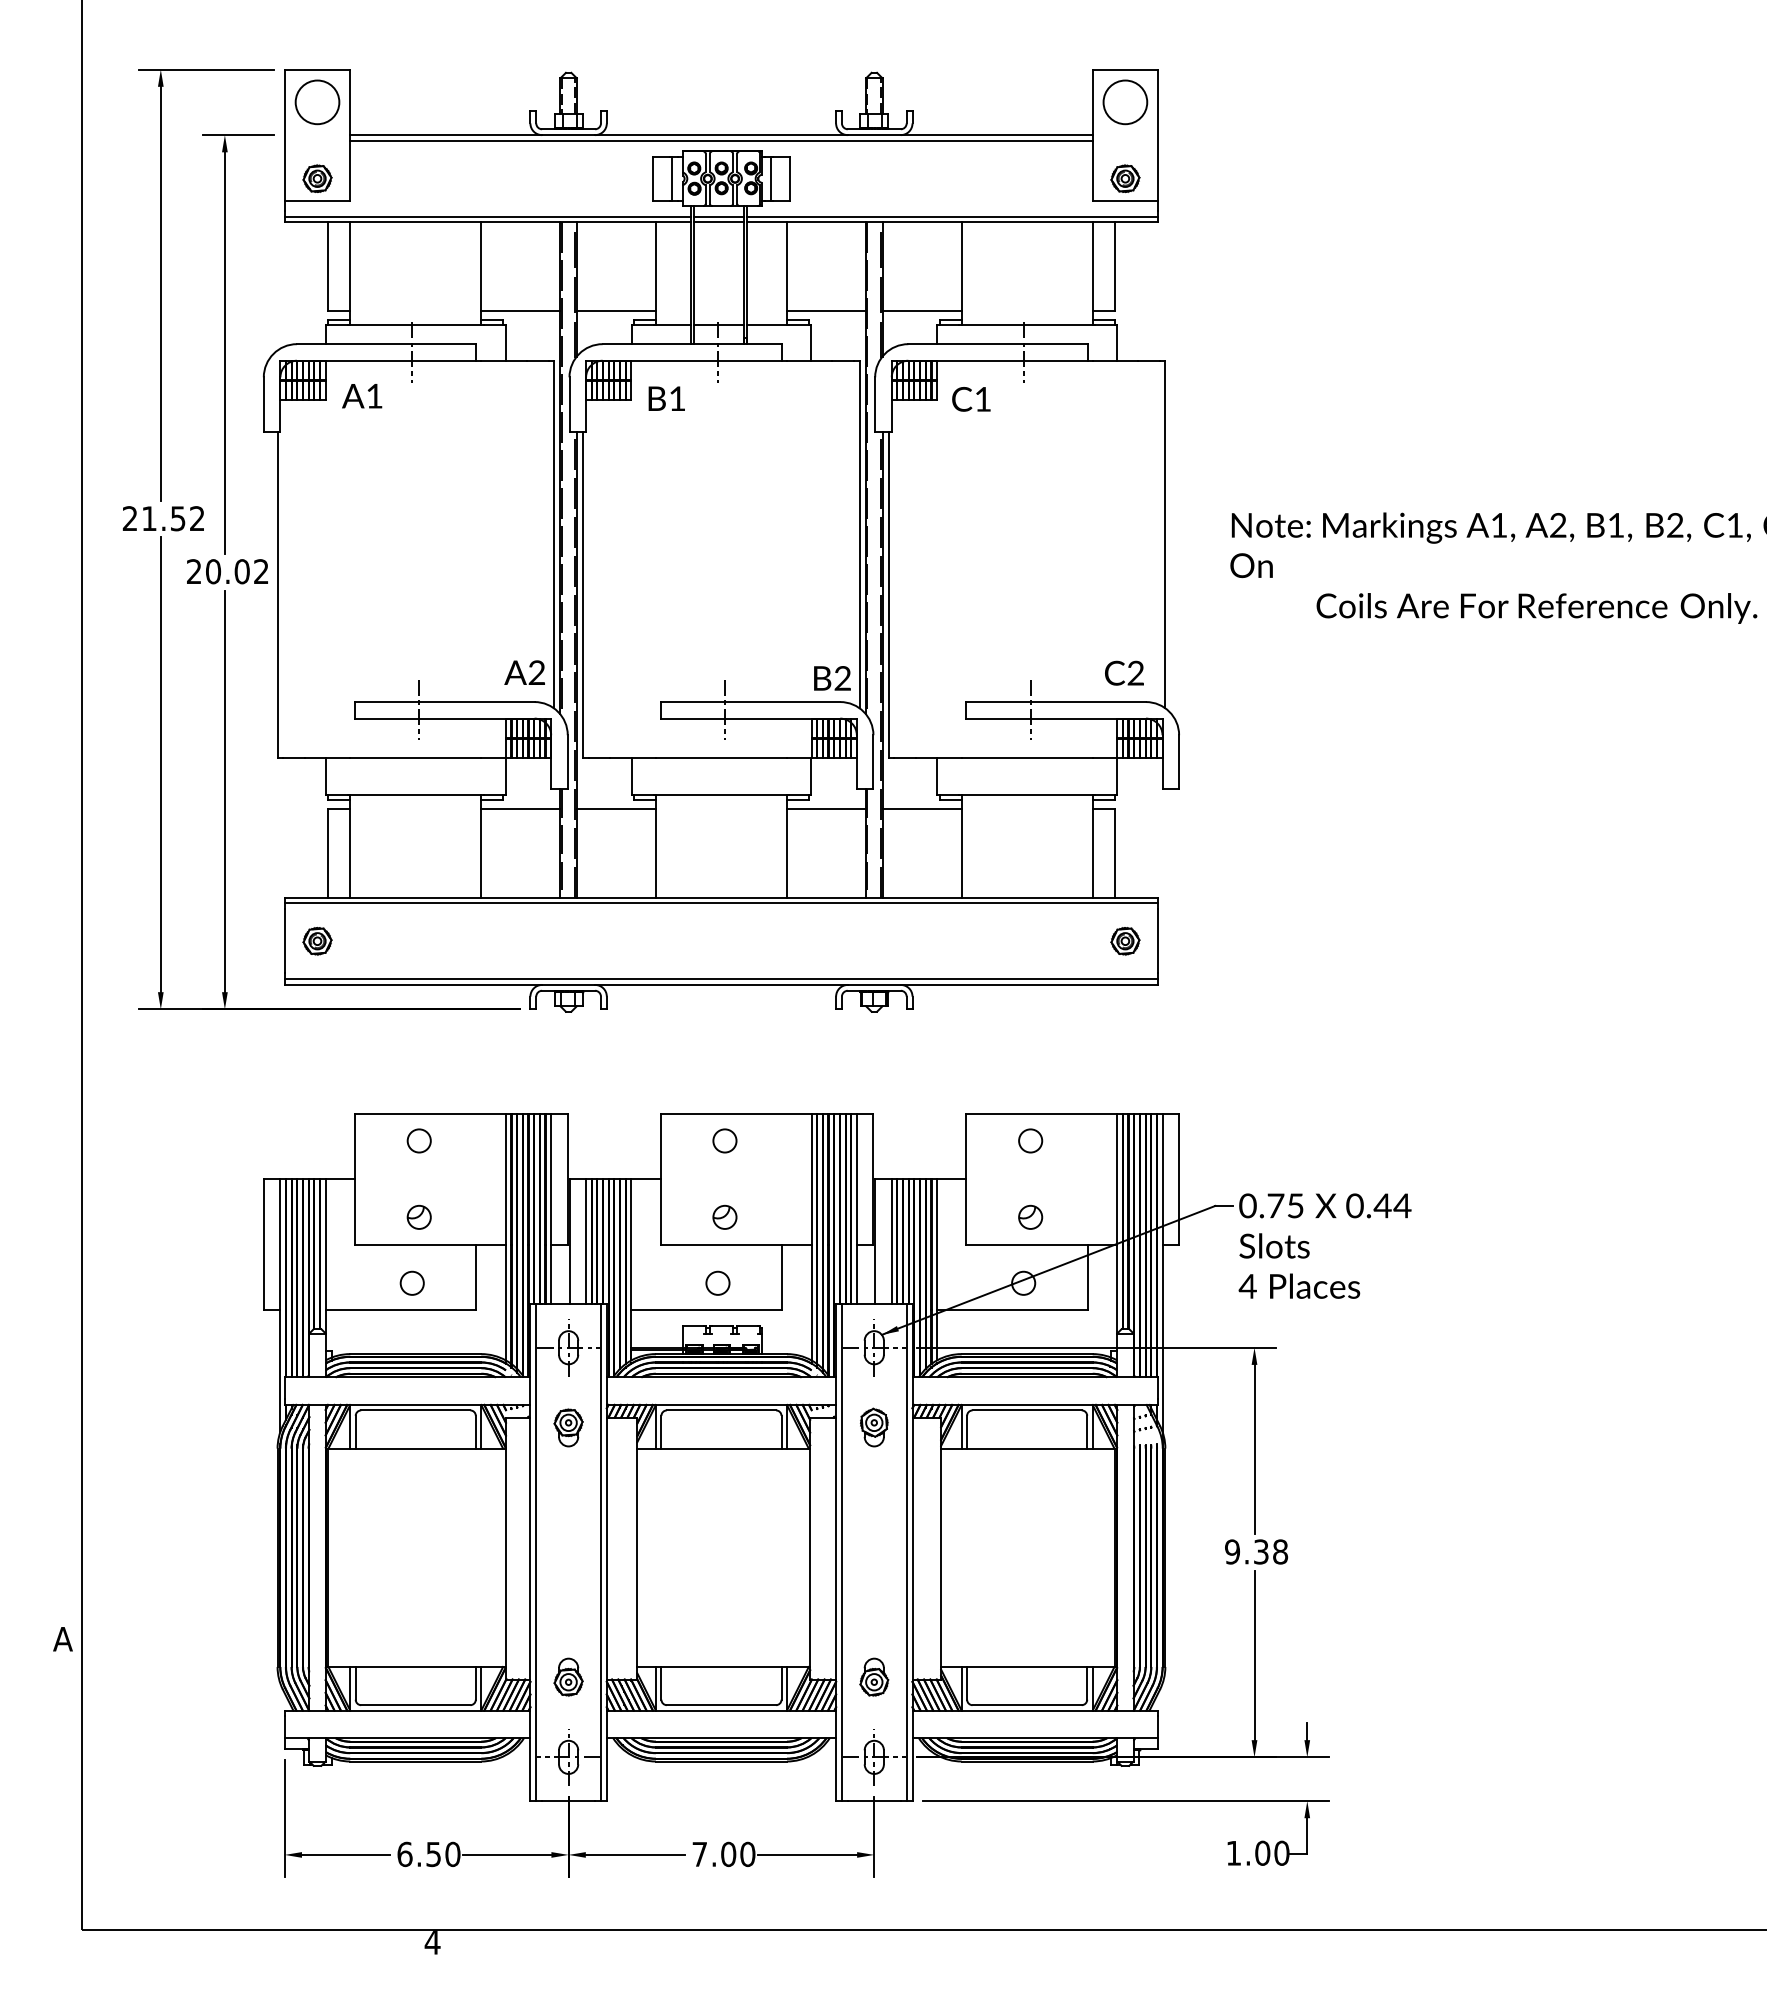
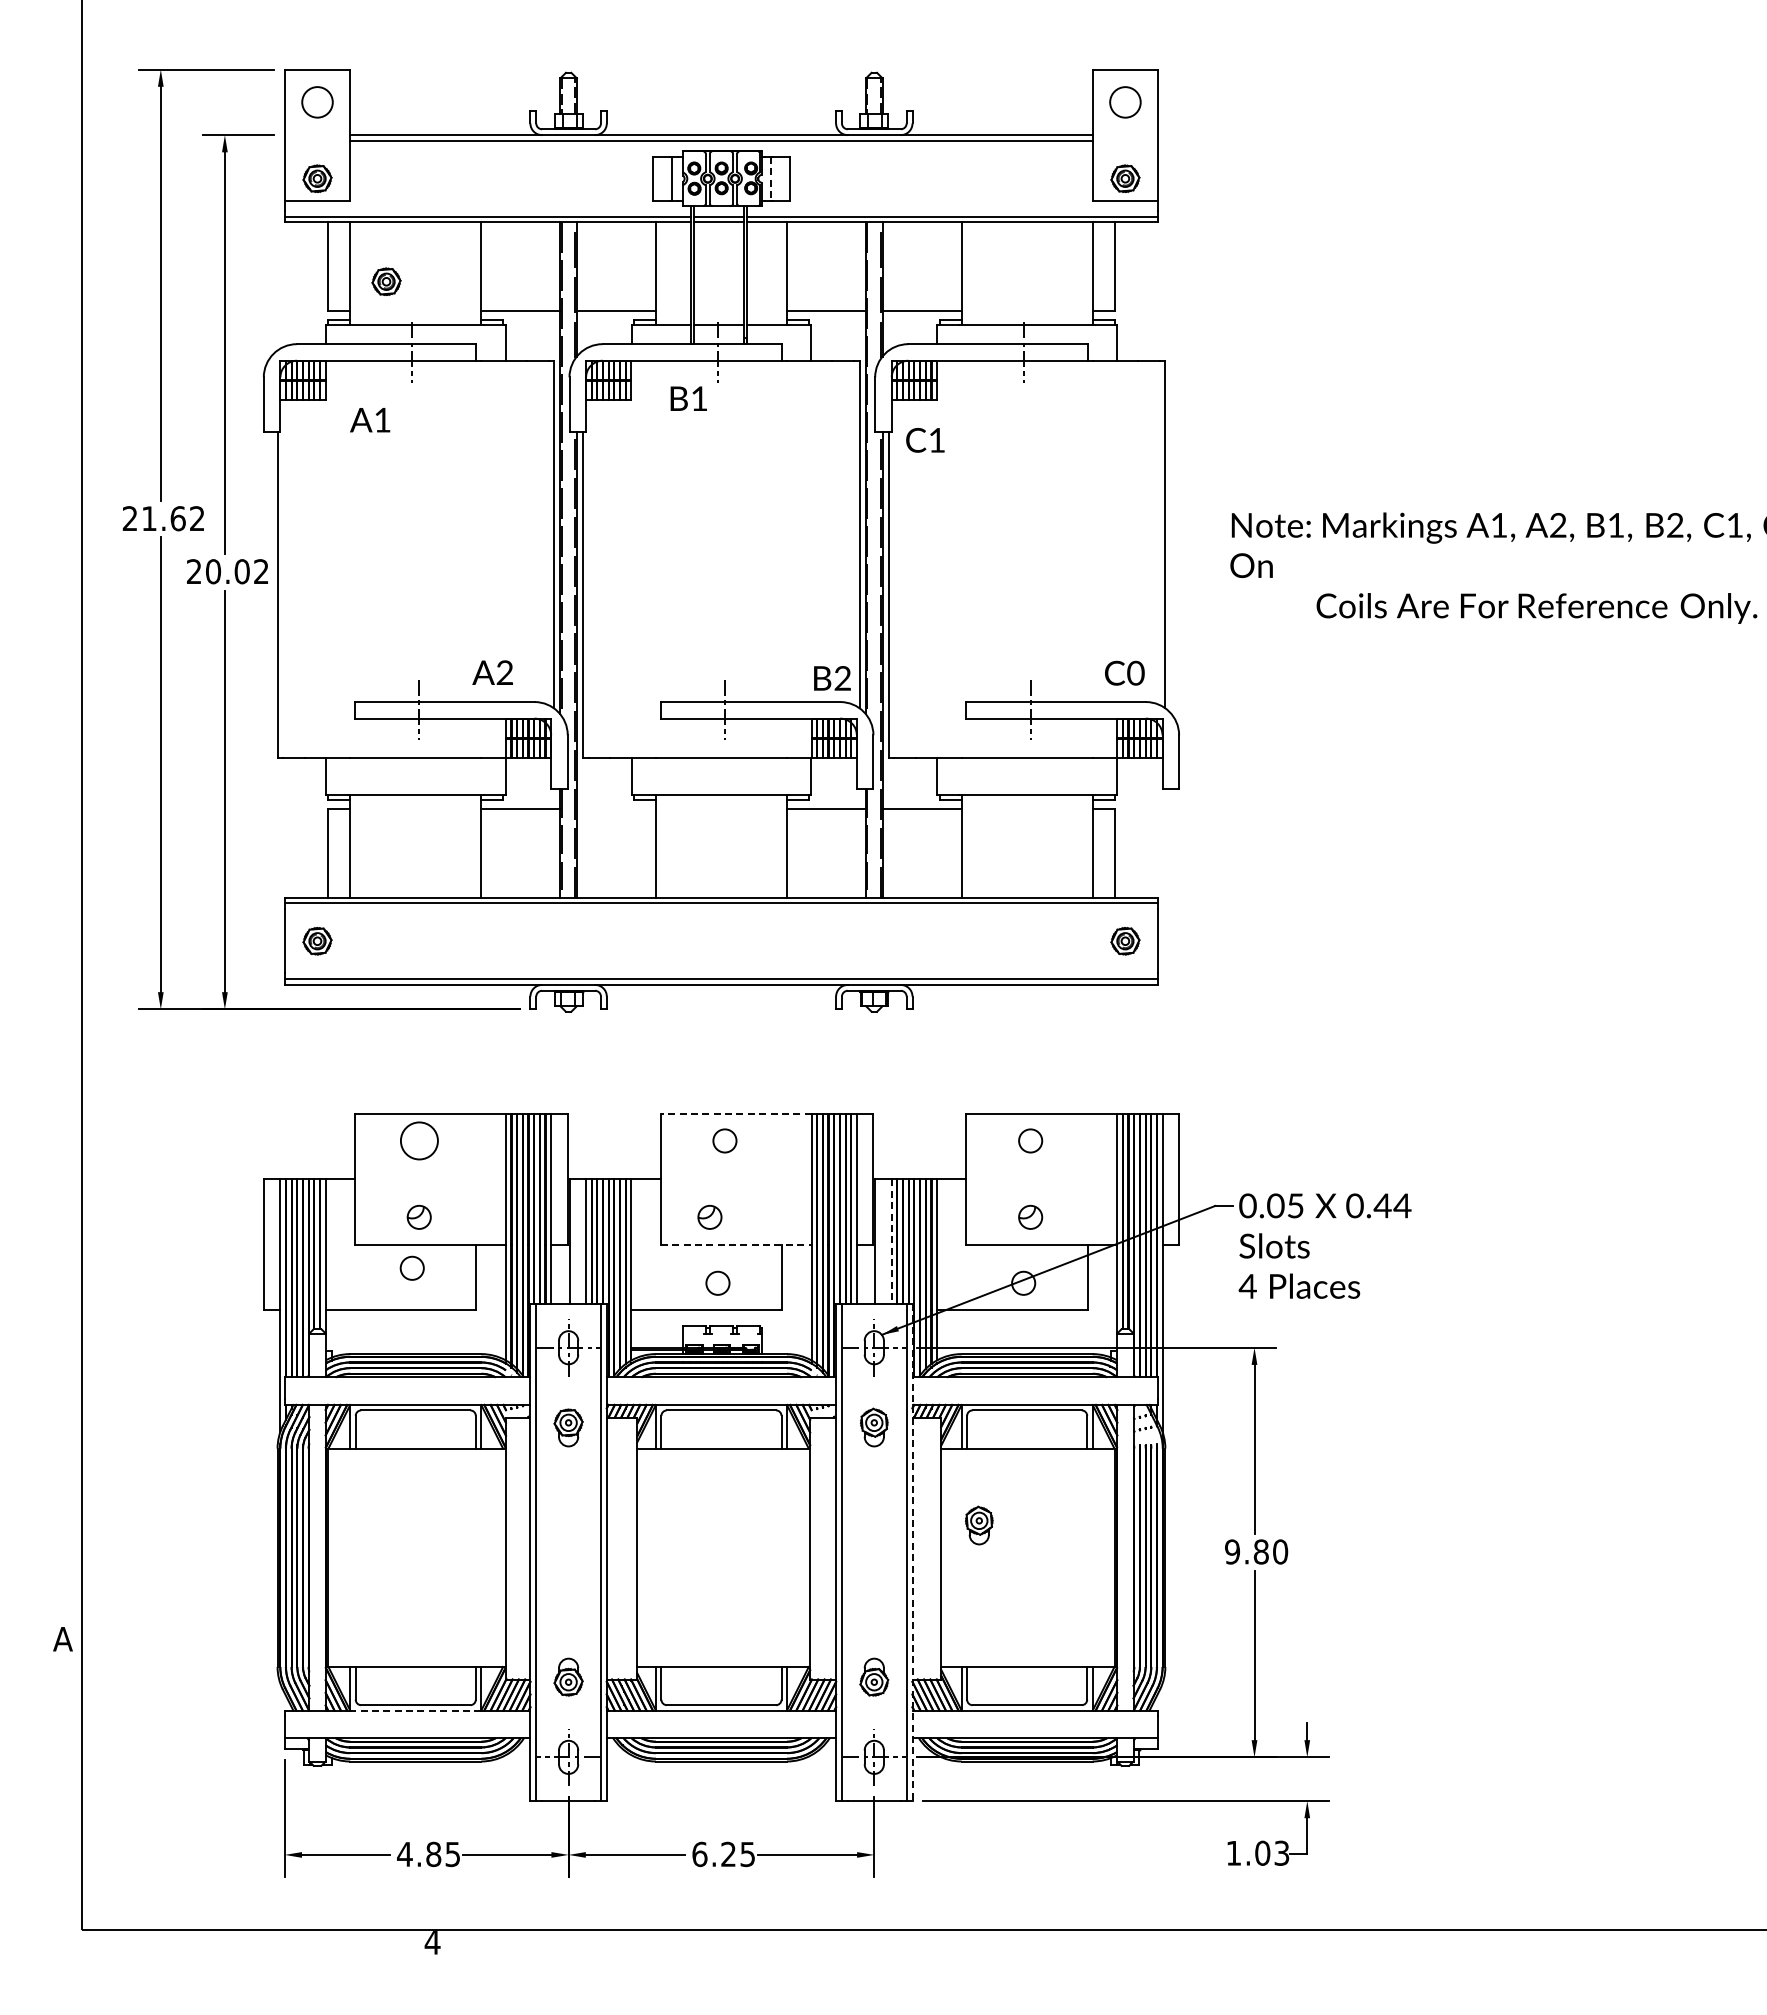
circle diameter: 44 px -> 31 px (317, 102)
circle size: 47x47 px -> 33x33 px (1125, 102)
line: solid -> dashed (770, 178)
part: none -> present (386, 281)
text position: (362, 396) -> (370, 420) (370, 420)
text position: (666, 398) -> (688, 398) (688, 398)
text position: (971, 399) -> (925, 440) (925, 440)
text: 21.52 -> 21.62 (177, 518)
text position: (524, 672) -> (492, 672) (492, 672)
text: C2 -> C0 (1135, 673)
line: present -> none (615, 808)
line: solid -> dashed (735, 1113)
circle size: 26x26 px -> 39x40 px (419, 1140)
text: 0.75 -> 0.05 (1275, 1205)
part position: (724, 1216) -> (709, 1216) (709, 1216)
line: solid -> dashed (891, 1242)
line: solid -> dashed (736, 1244)
circle position: (411, 1282) -> (411, 1267) (411, 1267)
part: none -> present (979, 1525)
text: 9.38 -> 9.80 (1270, 1551)
line: solid -> dashed (912, 1553)
line: solid -> dashed (415, 1710)
text: 1.00 -> 1.03 (1281, 1852)
text: 6.50 -> 4.85 (428, 1854)
text: 7.00 -> 6.25 (723, 1854)
